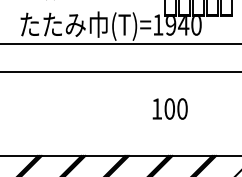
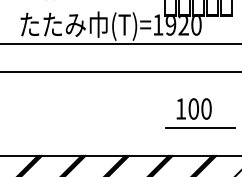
text: (T)=1940 -> (T)=1920 (183, 26)
text position: (169, 108) -> (193, 108) (193, 108)
line: none -> present (200, 127)
